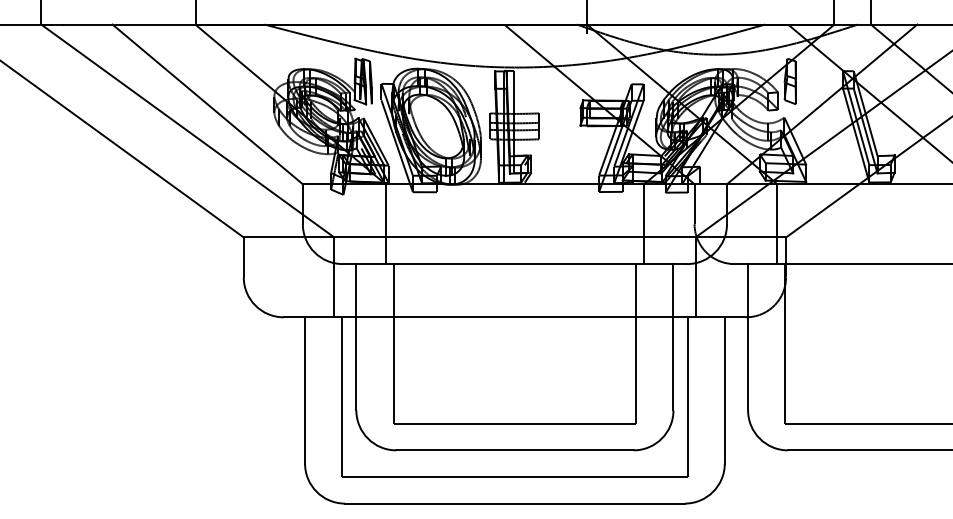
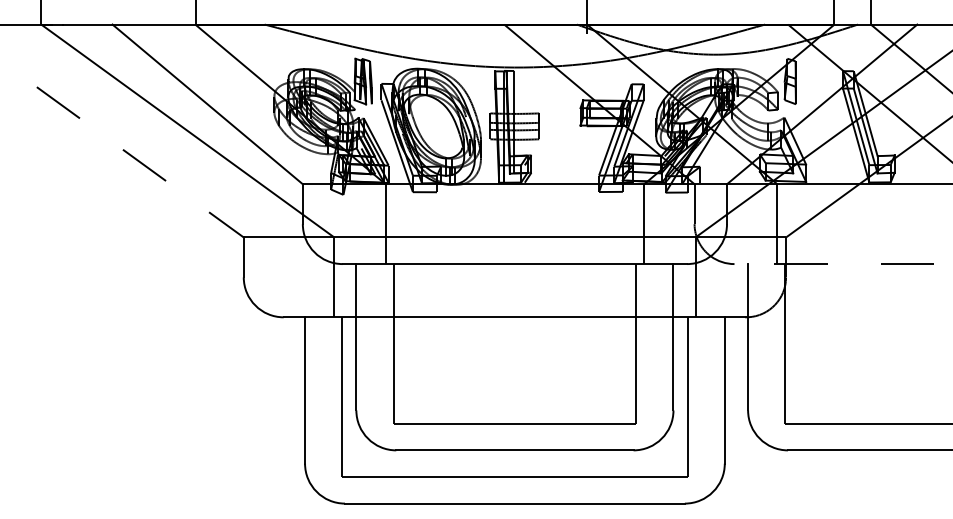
line: solid -> dashed (122, 149)
line: solid -> dashed (843, 264)
